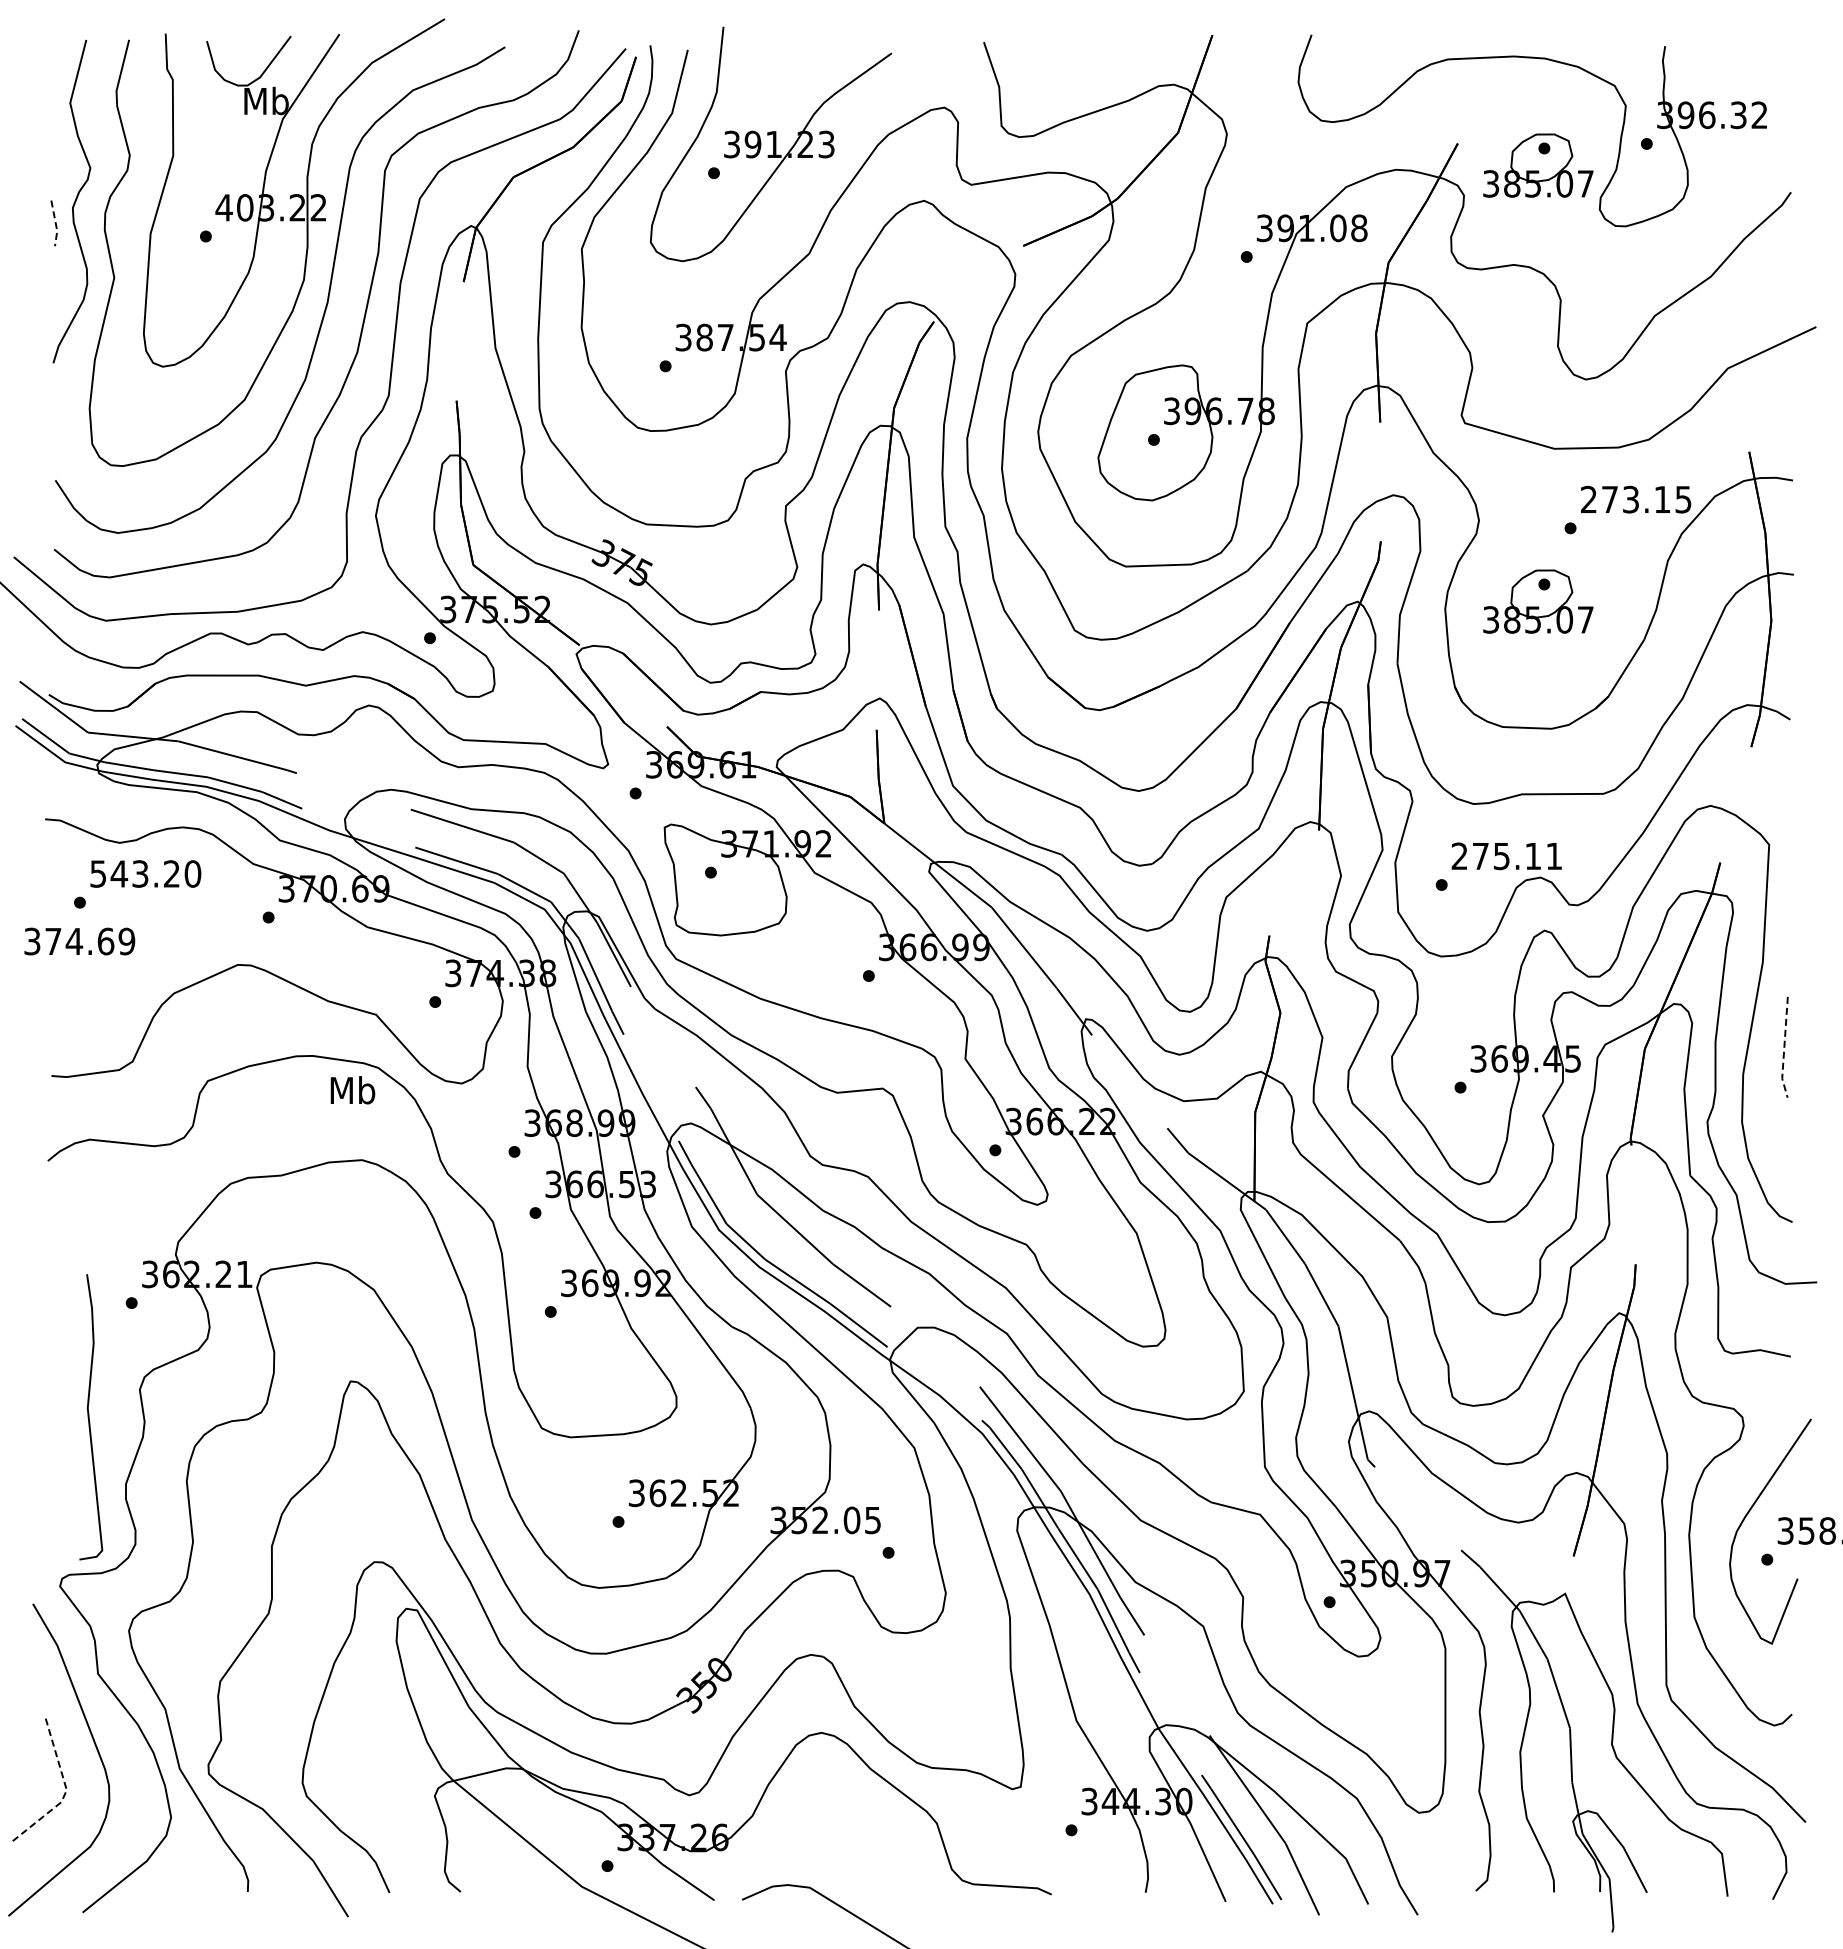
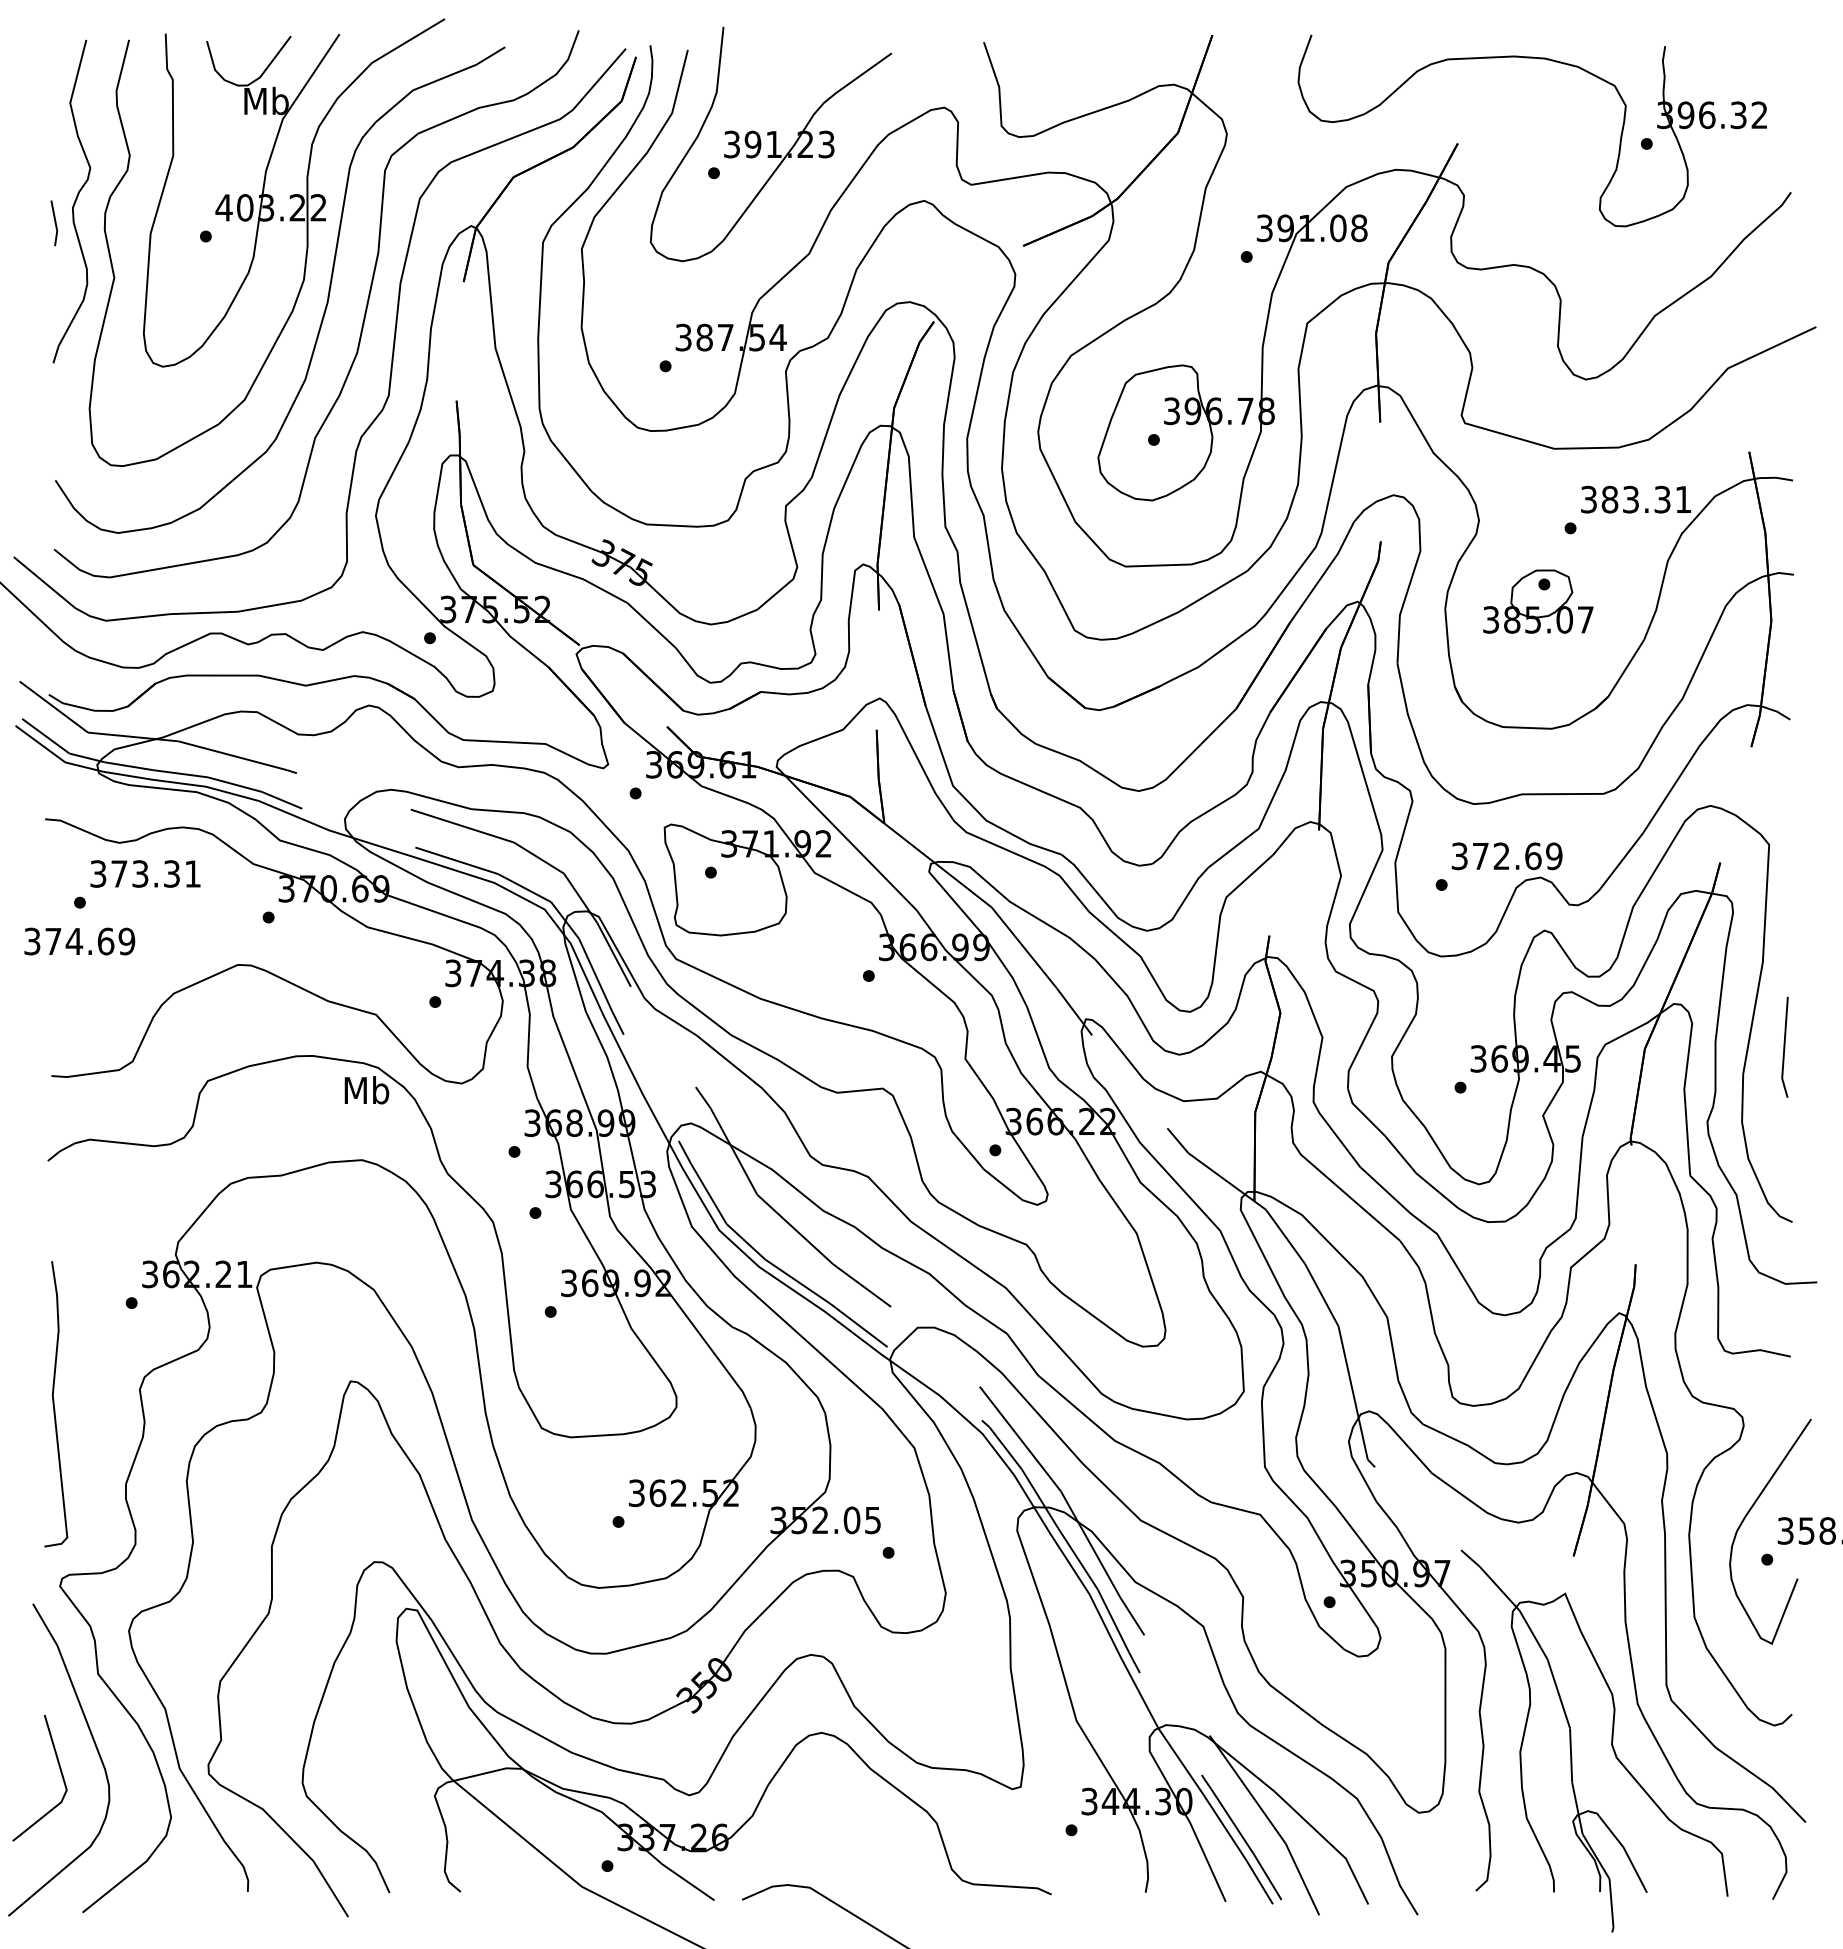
part: present -> none (1538, 165)
line: dashed -> solid (55, 224)
text: 273.15 -> 383.31 (1636, 499)
text: 275.11 -> 372.69 (1506, 856)
text: 543.20 -> 373.31 (146, 873)
line: dashed -> solid (1784, 1048)
text position: (352, 1090) -> (366, 1090) (366, 1090)
curve position: (89, 1417) -> (54, 1404) (54, 1404)
line: dashed -> solid (66, 1790)
